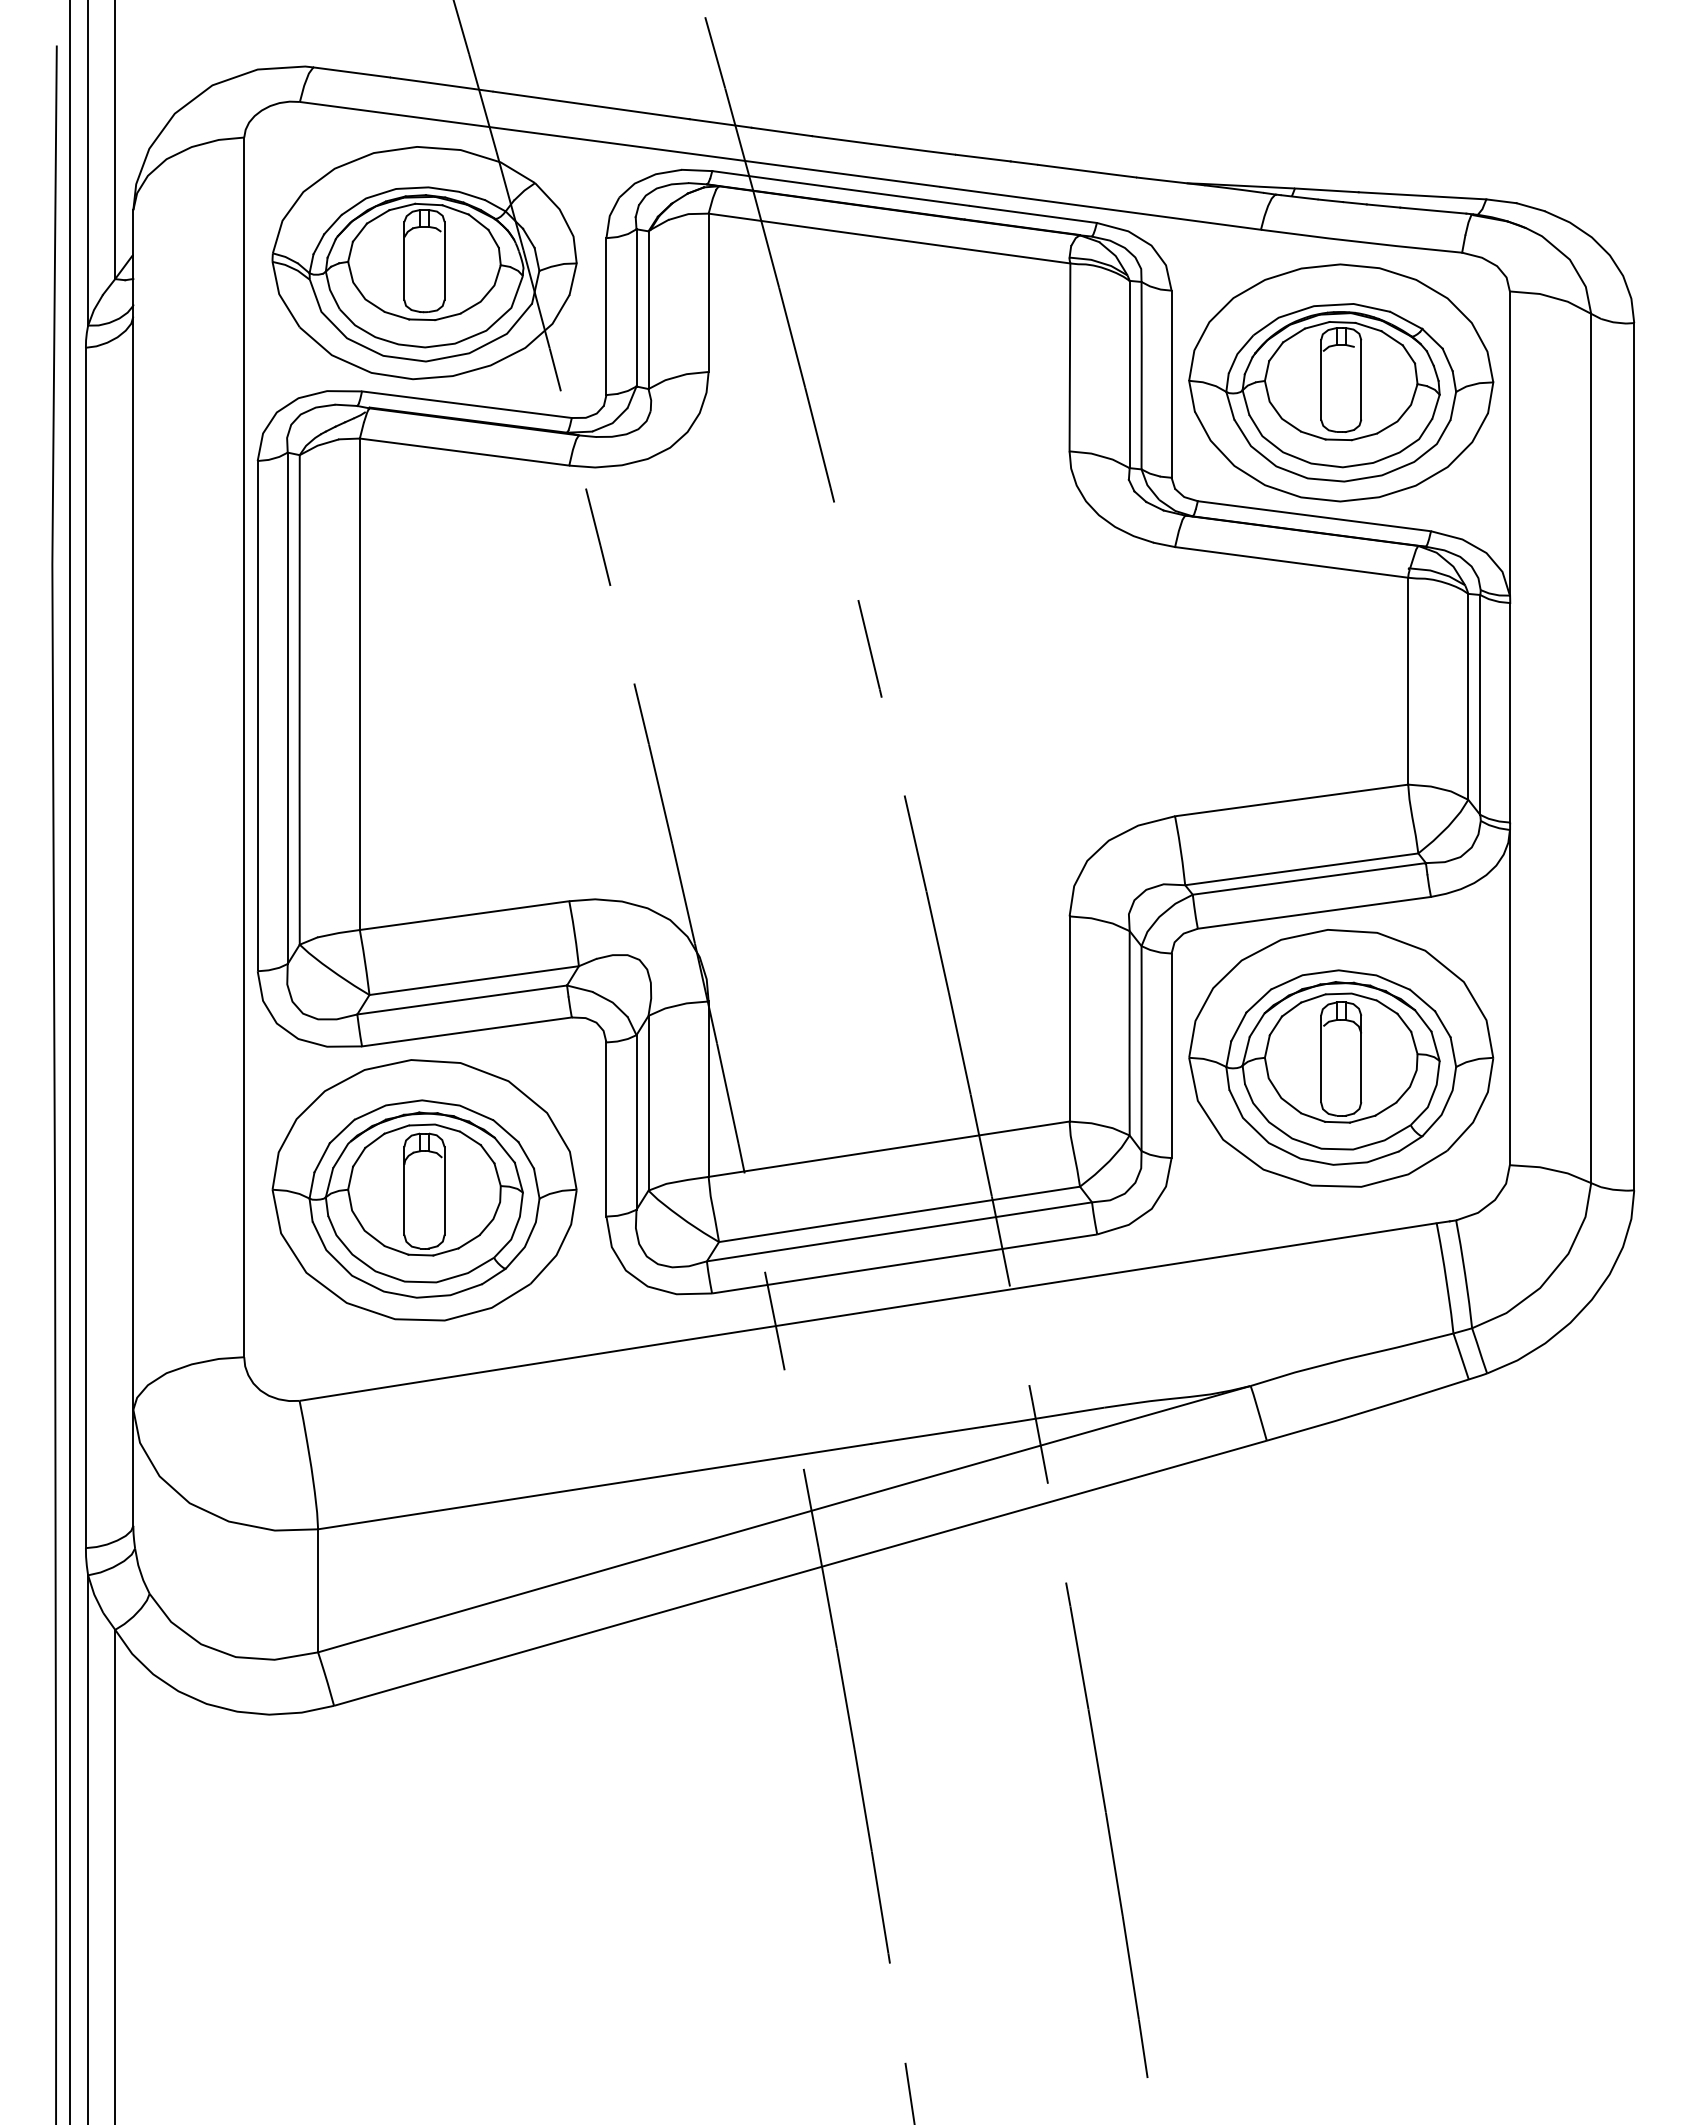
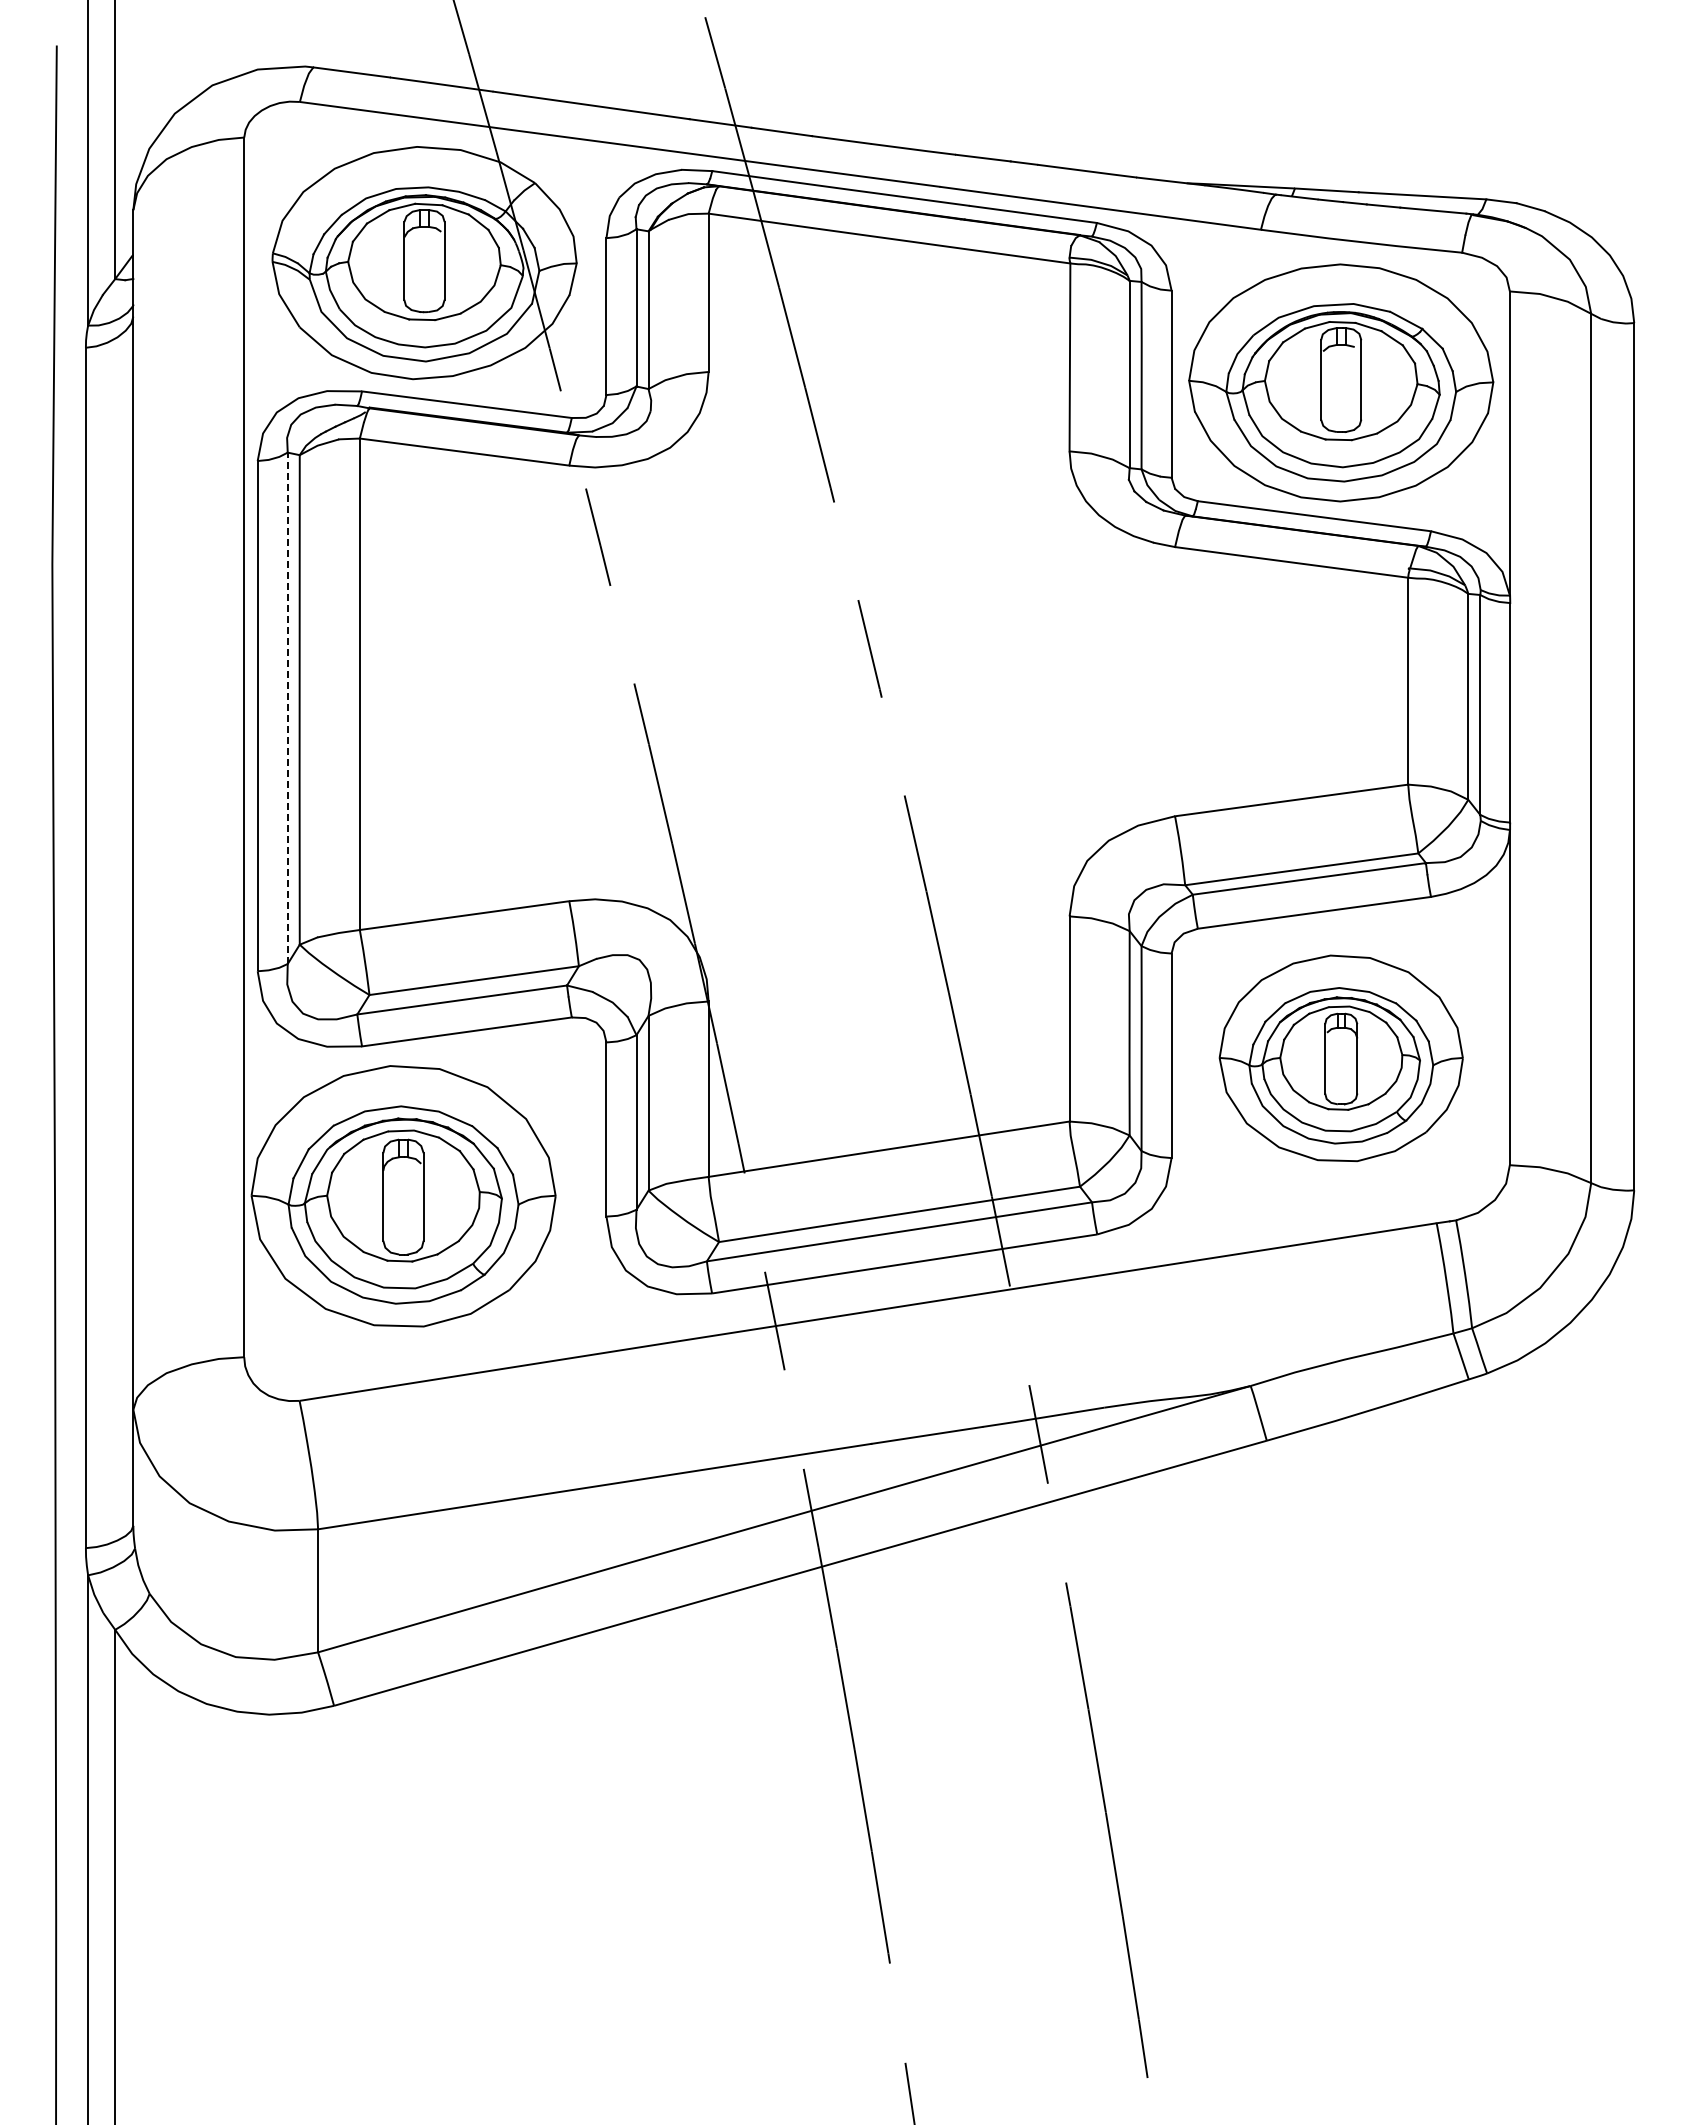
line: solid -> dashed (287, 708)
part size: 307x259 px -> 246x209 px (1340, 1058)
line: present -> none (70, 1061)
part position: (424, 1190) -> (403, 1196) (403, 1196)
